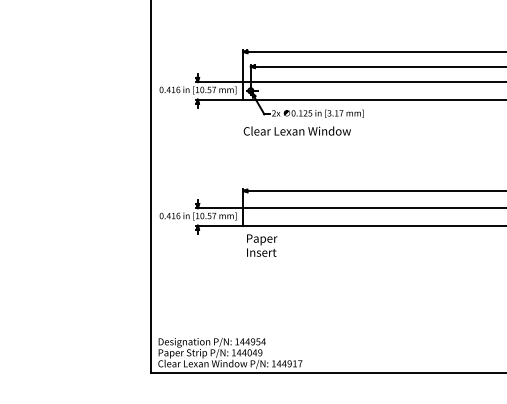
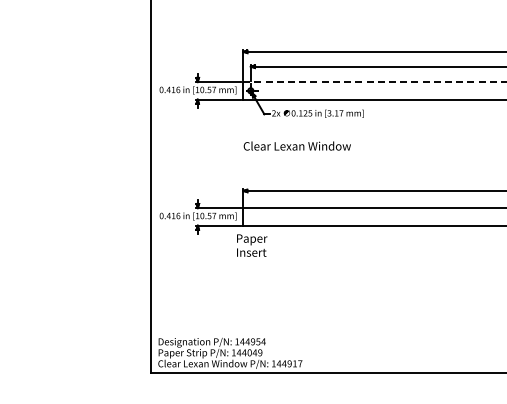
line: solid -> dashed (375, 82)
text position: (296, 130) -> (296, 145) (296, 145)
text position: (262, 245) -> (252, 245) (252, 245)
